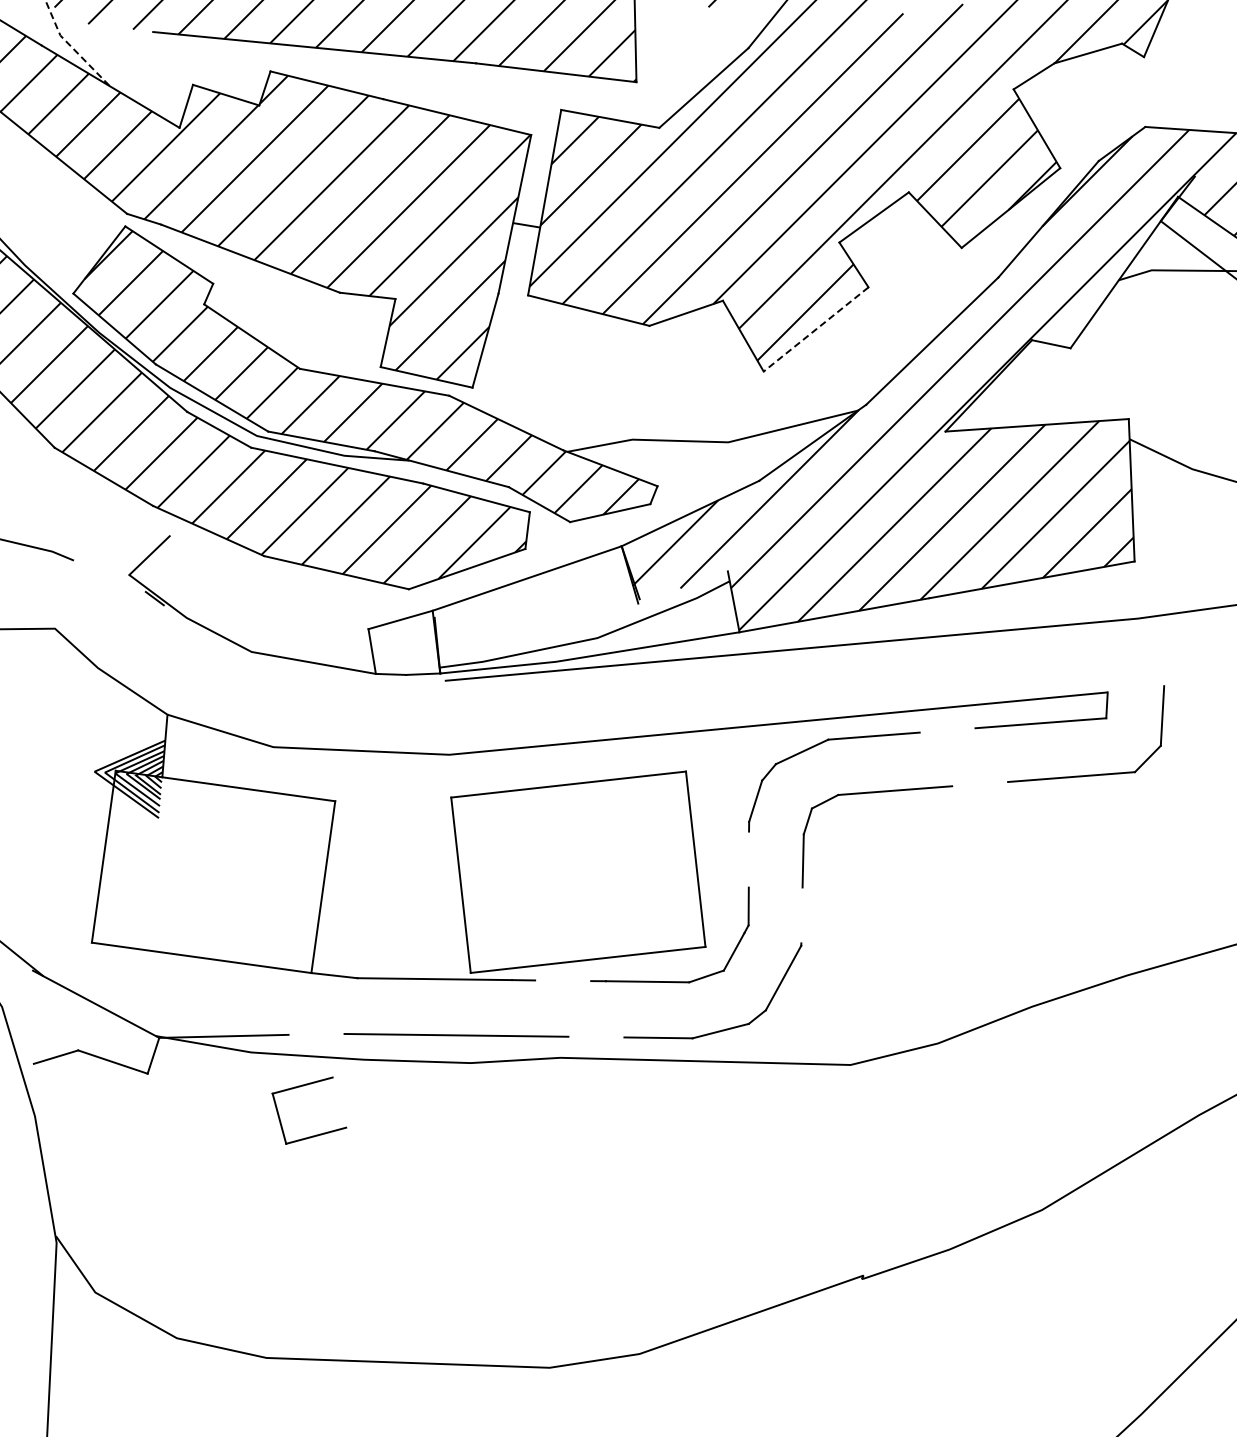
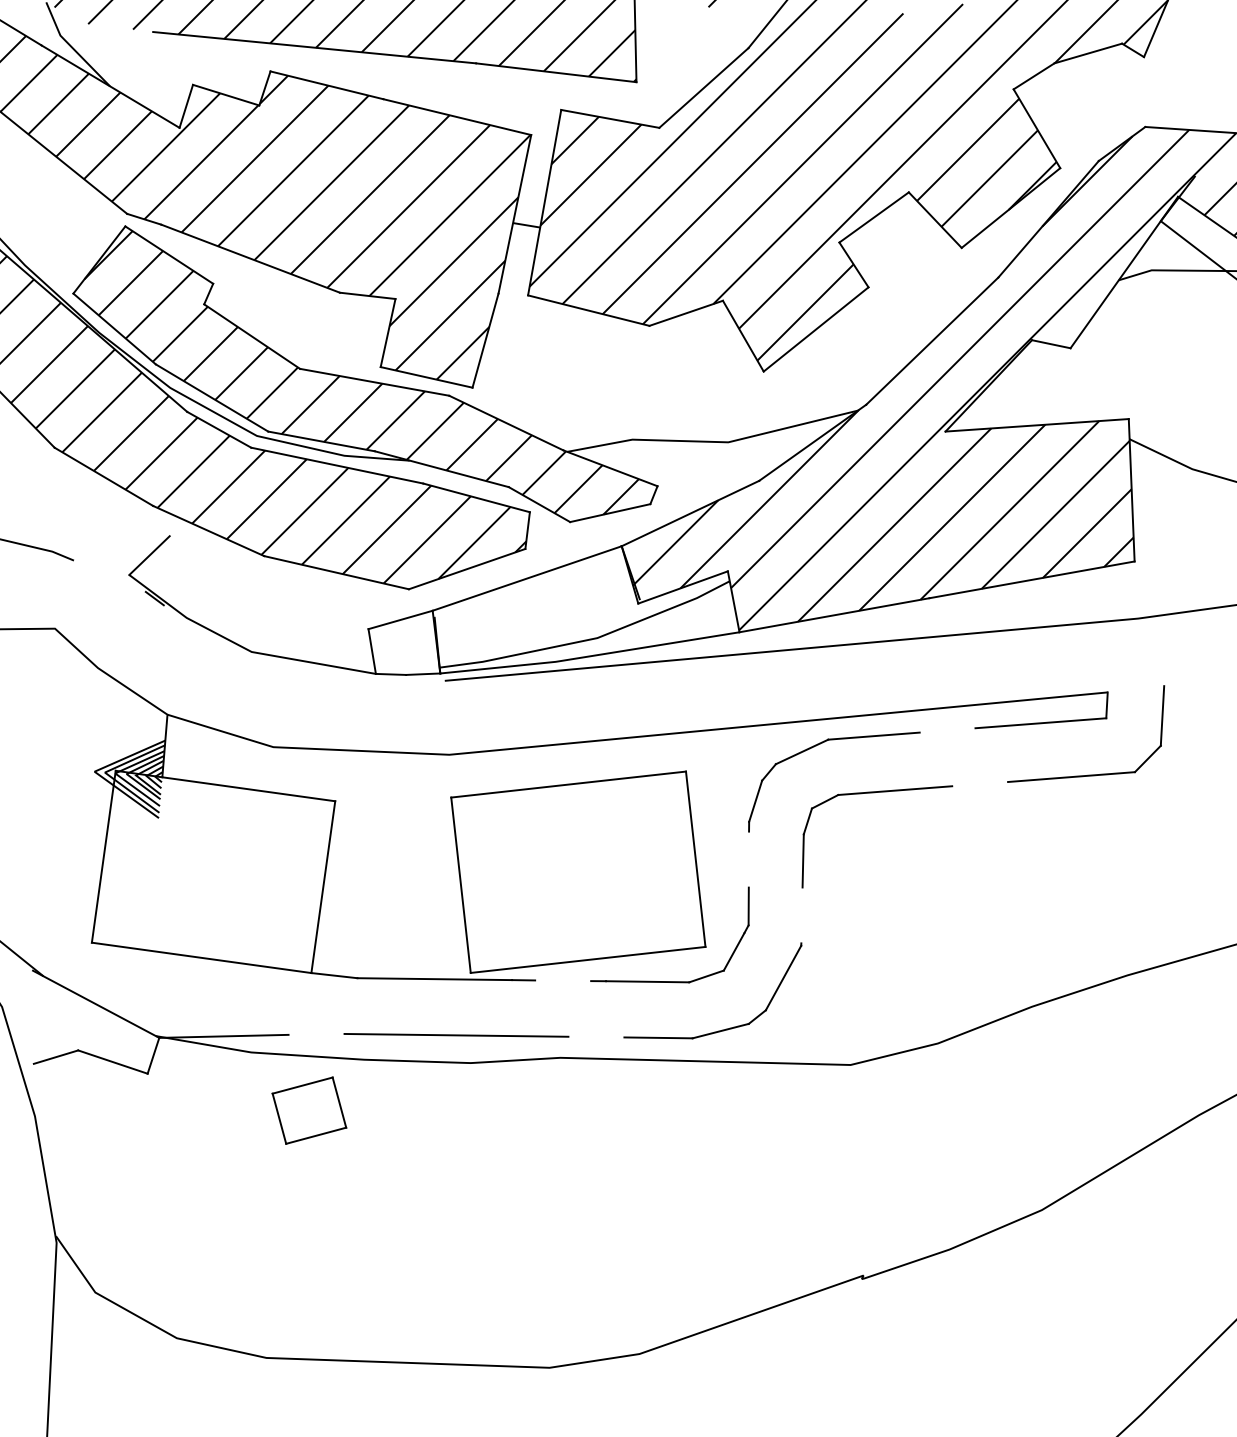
line: dashed -> solid (72, 47)
line: dashed -> solid (815, 329)
line: none -> present (682, 587)
line: none -> present (339, 1102)
